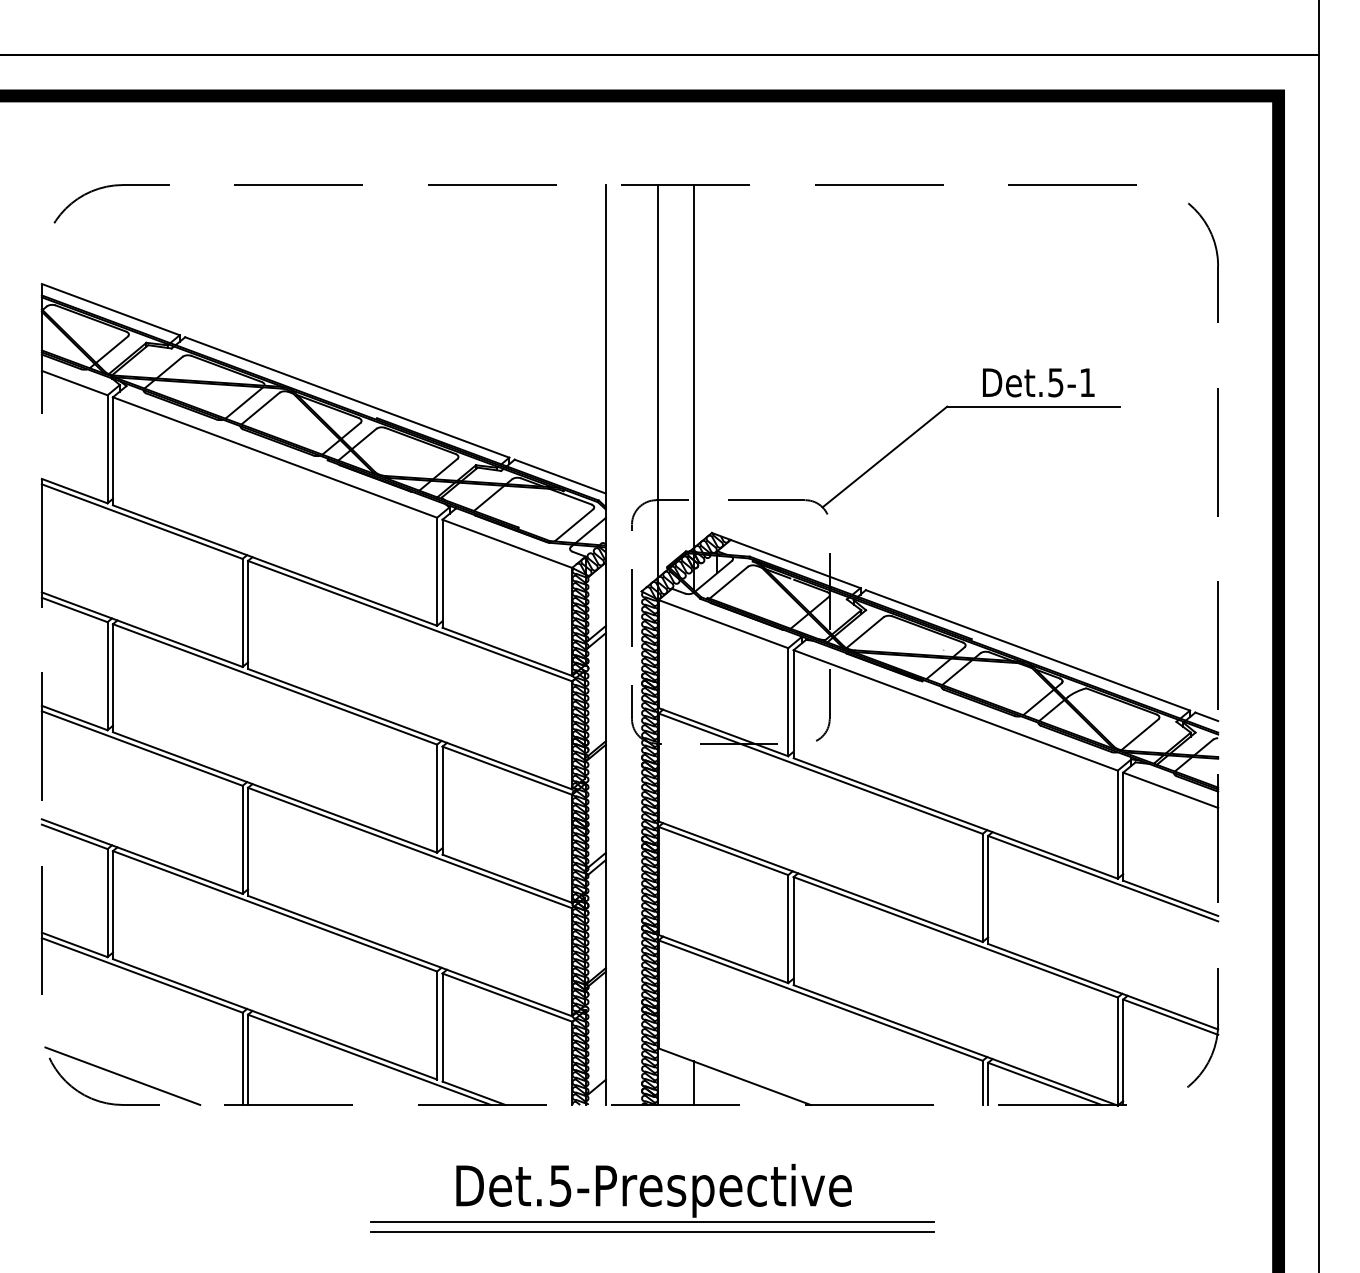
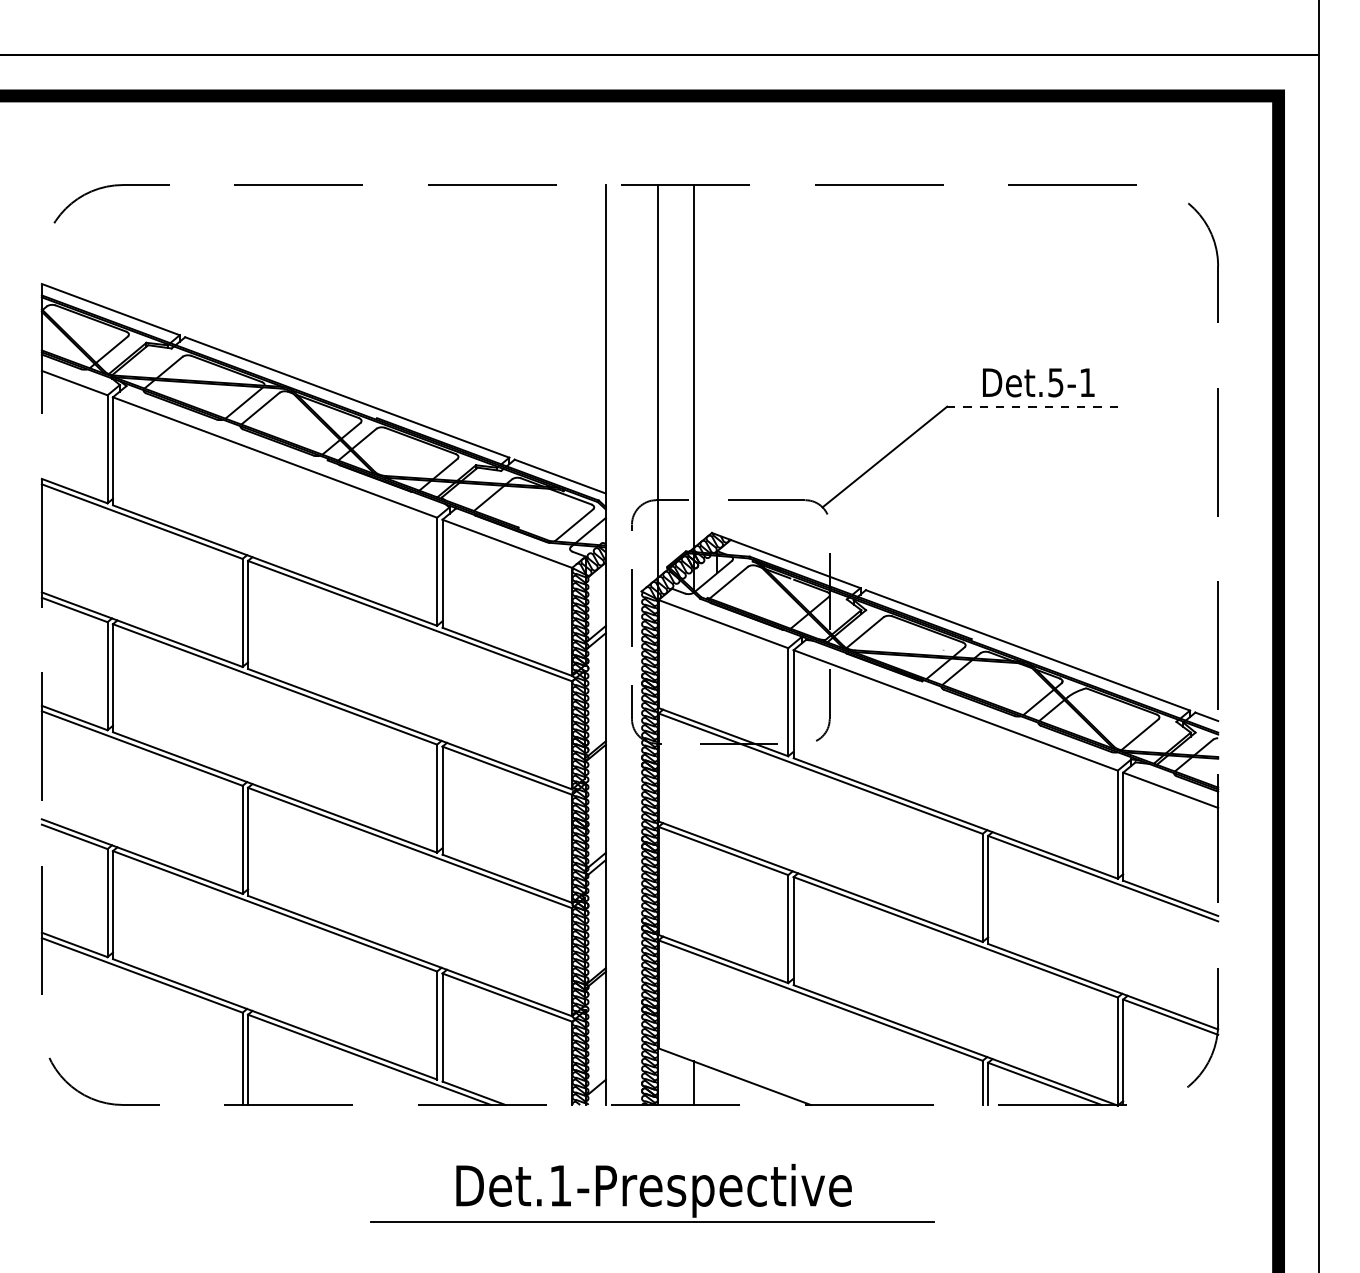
line: solid -> dashed (1033, 406)
line: present -> none (122, 1075)
text: Det.5-Prespective -> Det.1-Prespective (560, 1185)
line: present -> none (652, 1231)
